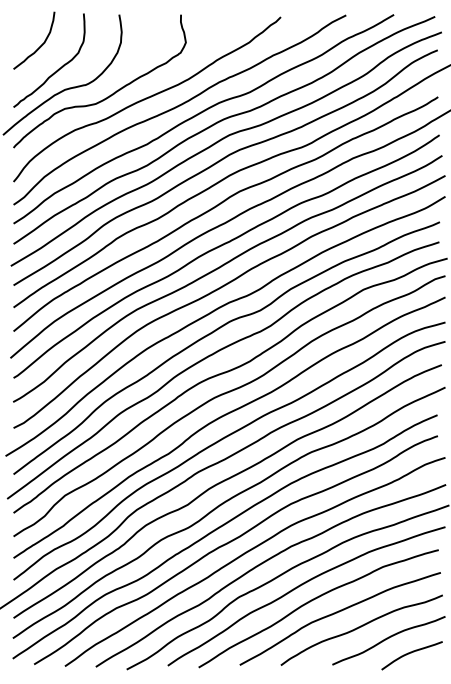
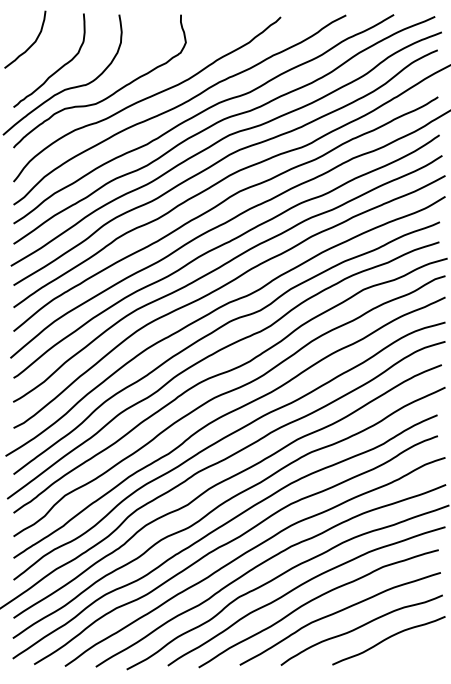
curve position: (40, 45) -> (31, 44) (31, 44)
curve: present -> none (411, 653)
